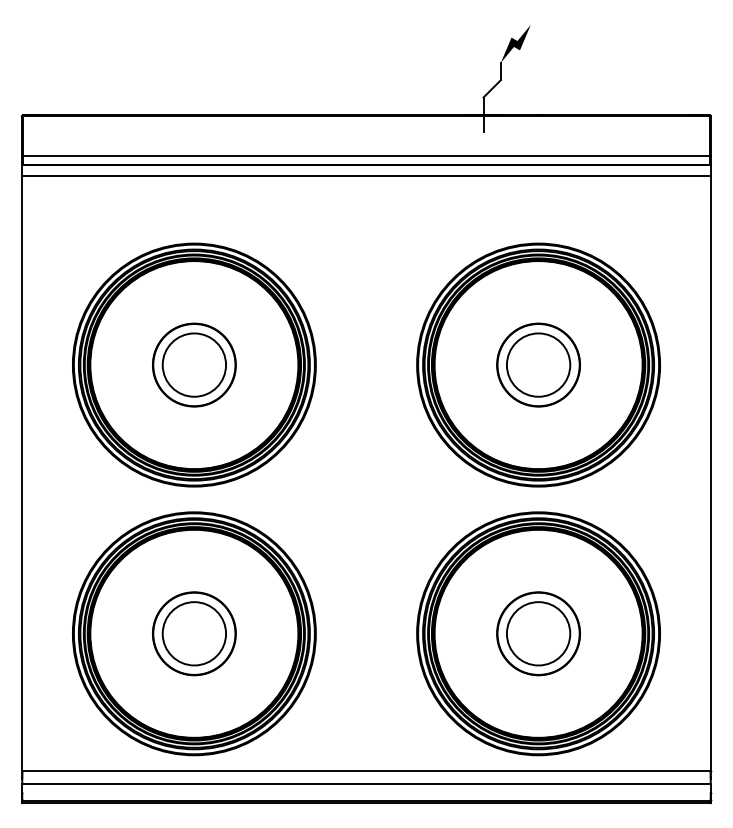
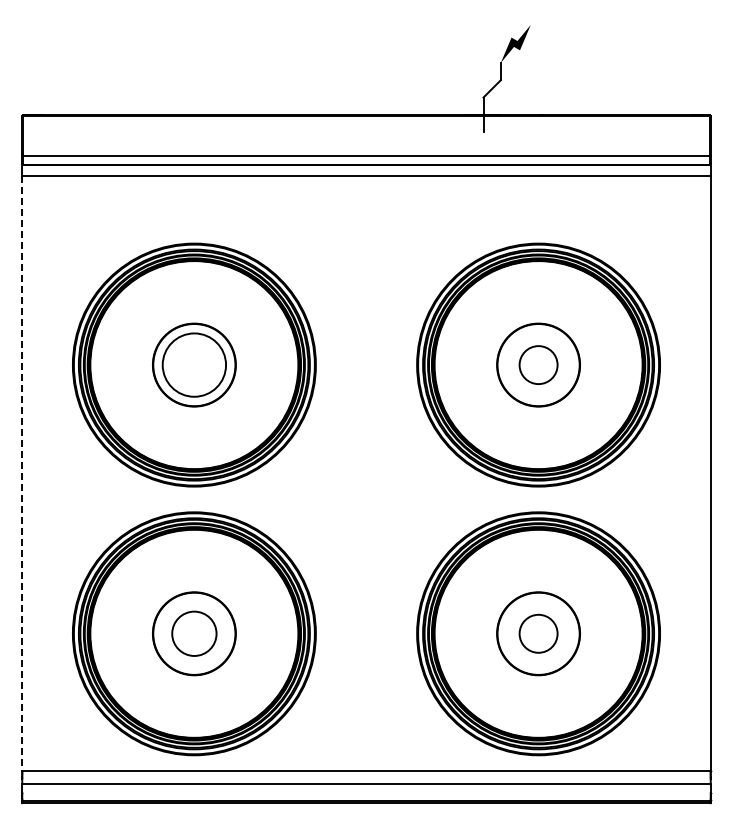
circle diameter: 63 px -> 38 px (538, 365)
line: solid -> dashed (22, 473)
circle diameter: 63 px -> 44 px (194, 633)
circle diameter: 63 px -> 38 px (538, 633)
